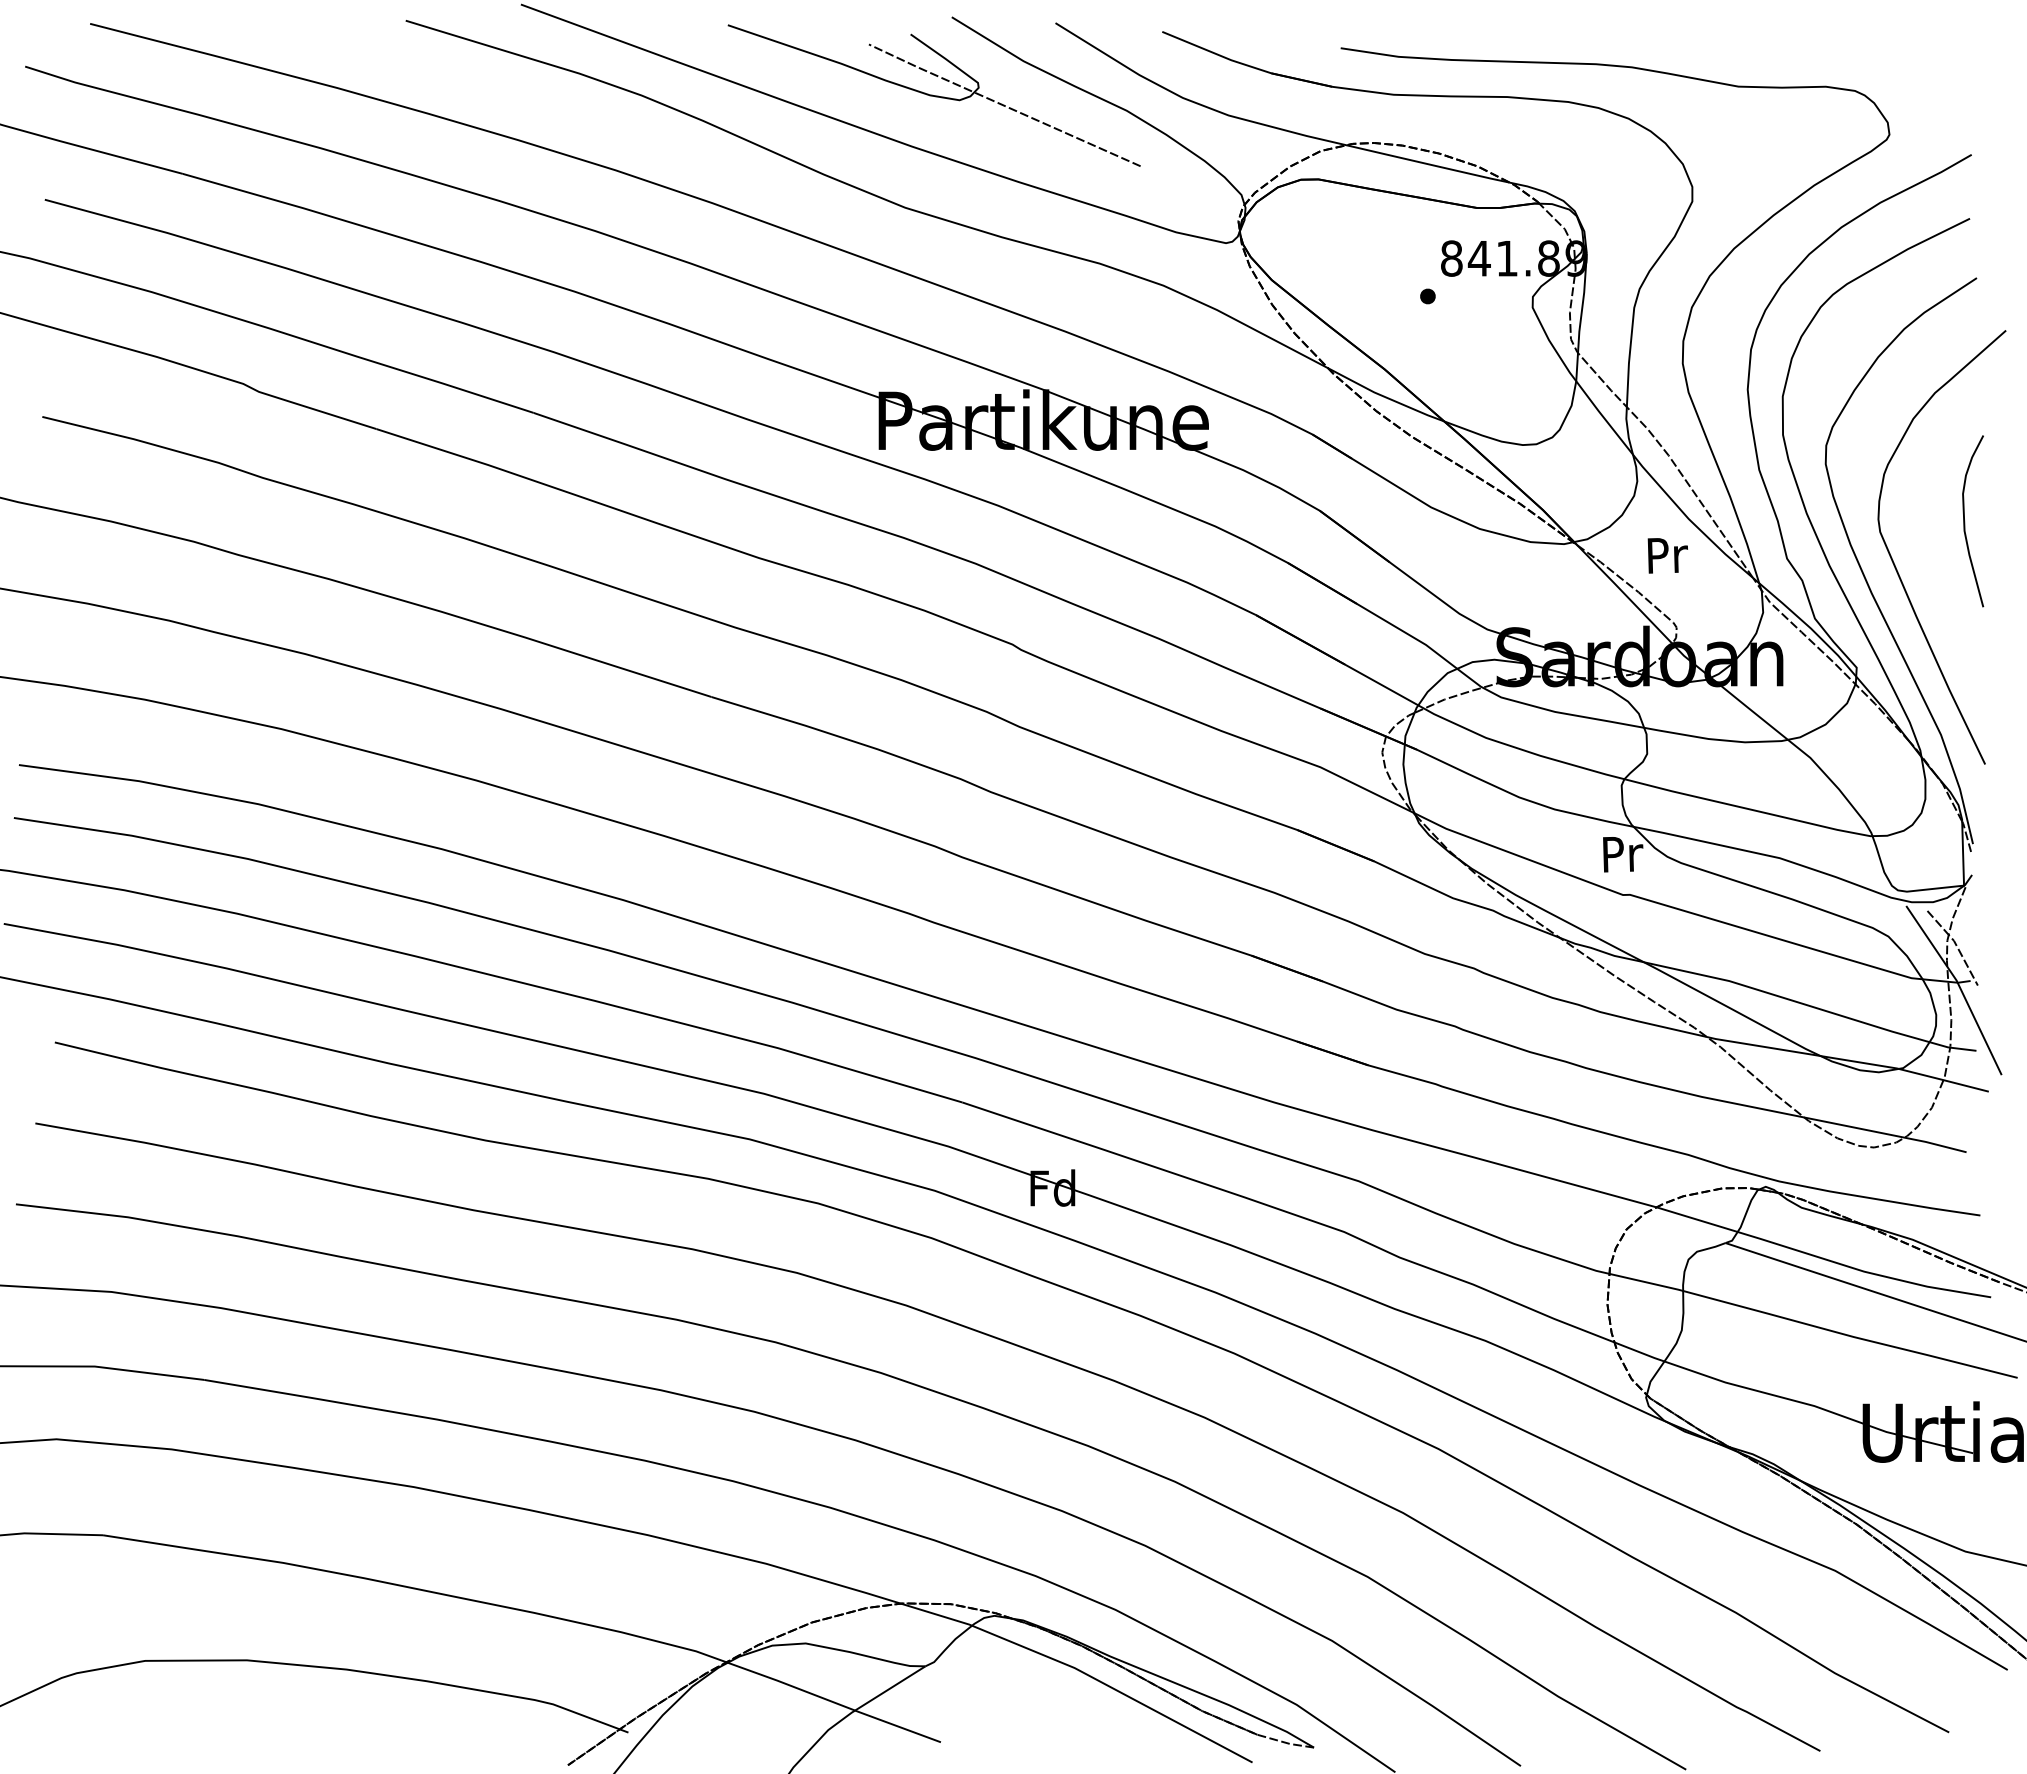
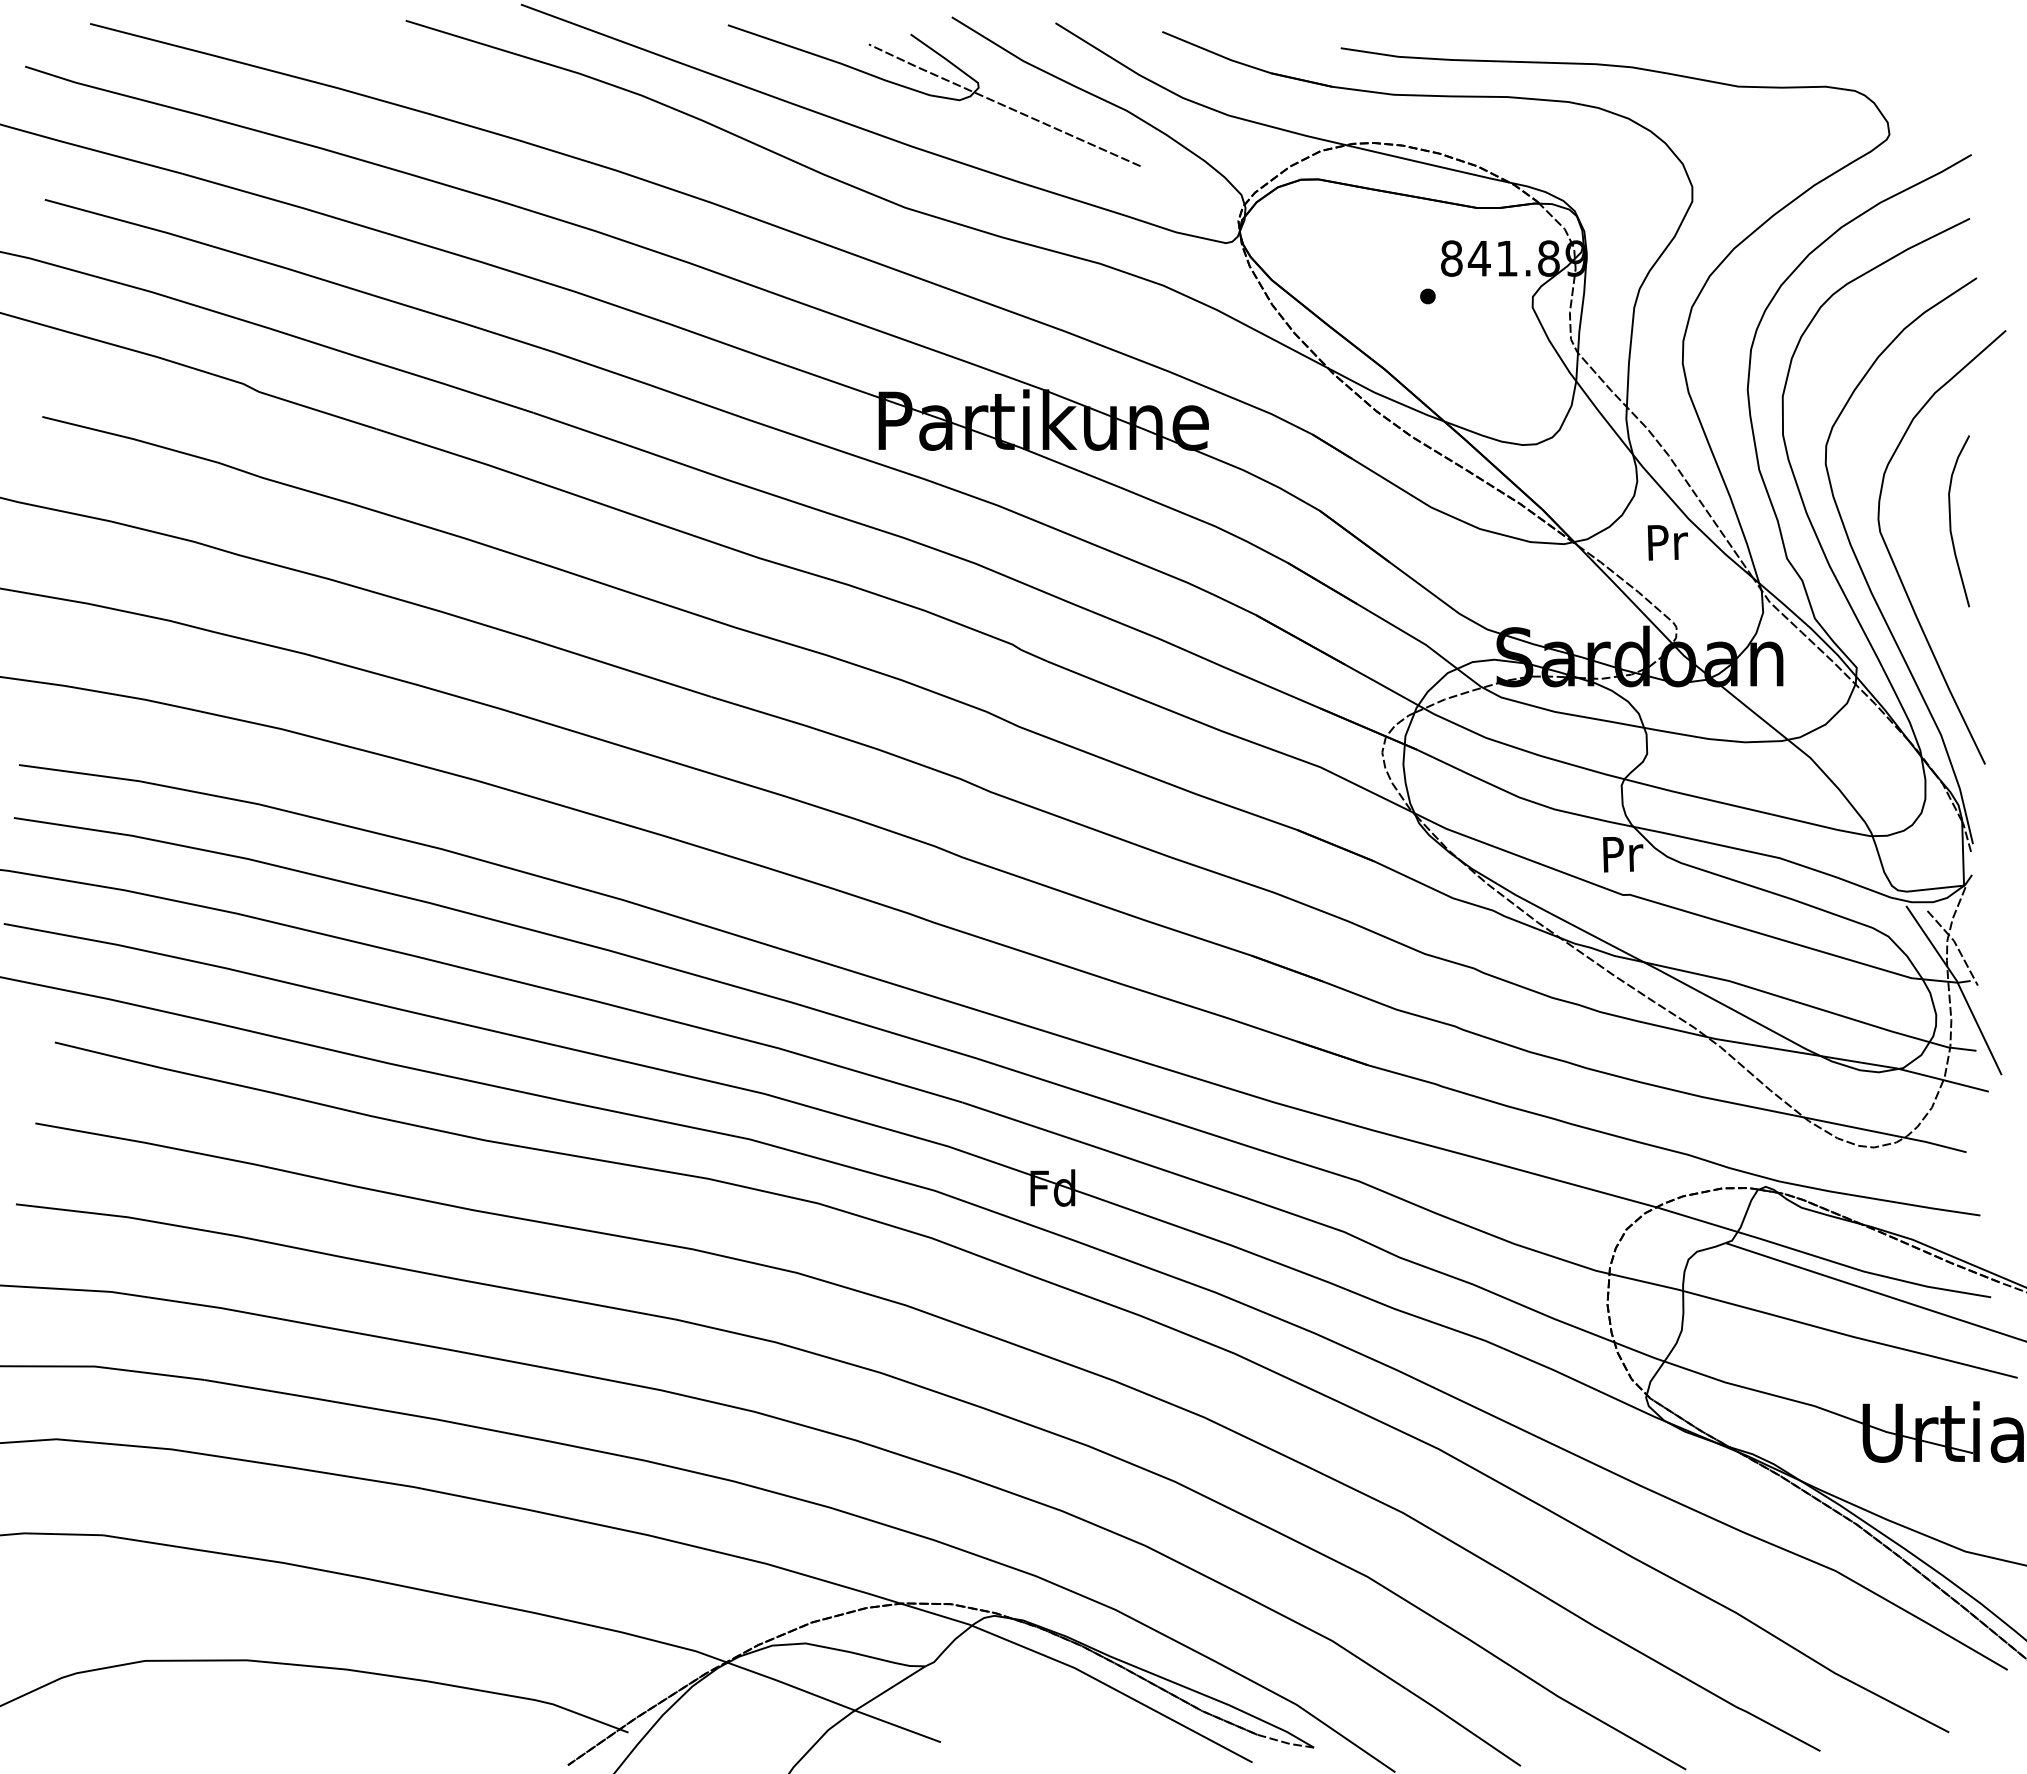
curve position: (1965, 521) -> (1951, 521) (1951, 521)
text position: (1667, 555) -> (1667, 542) (1667, 542)
